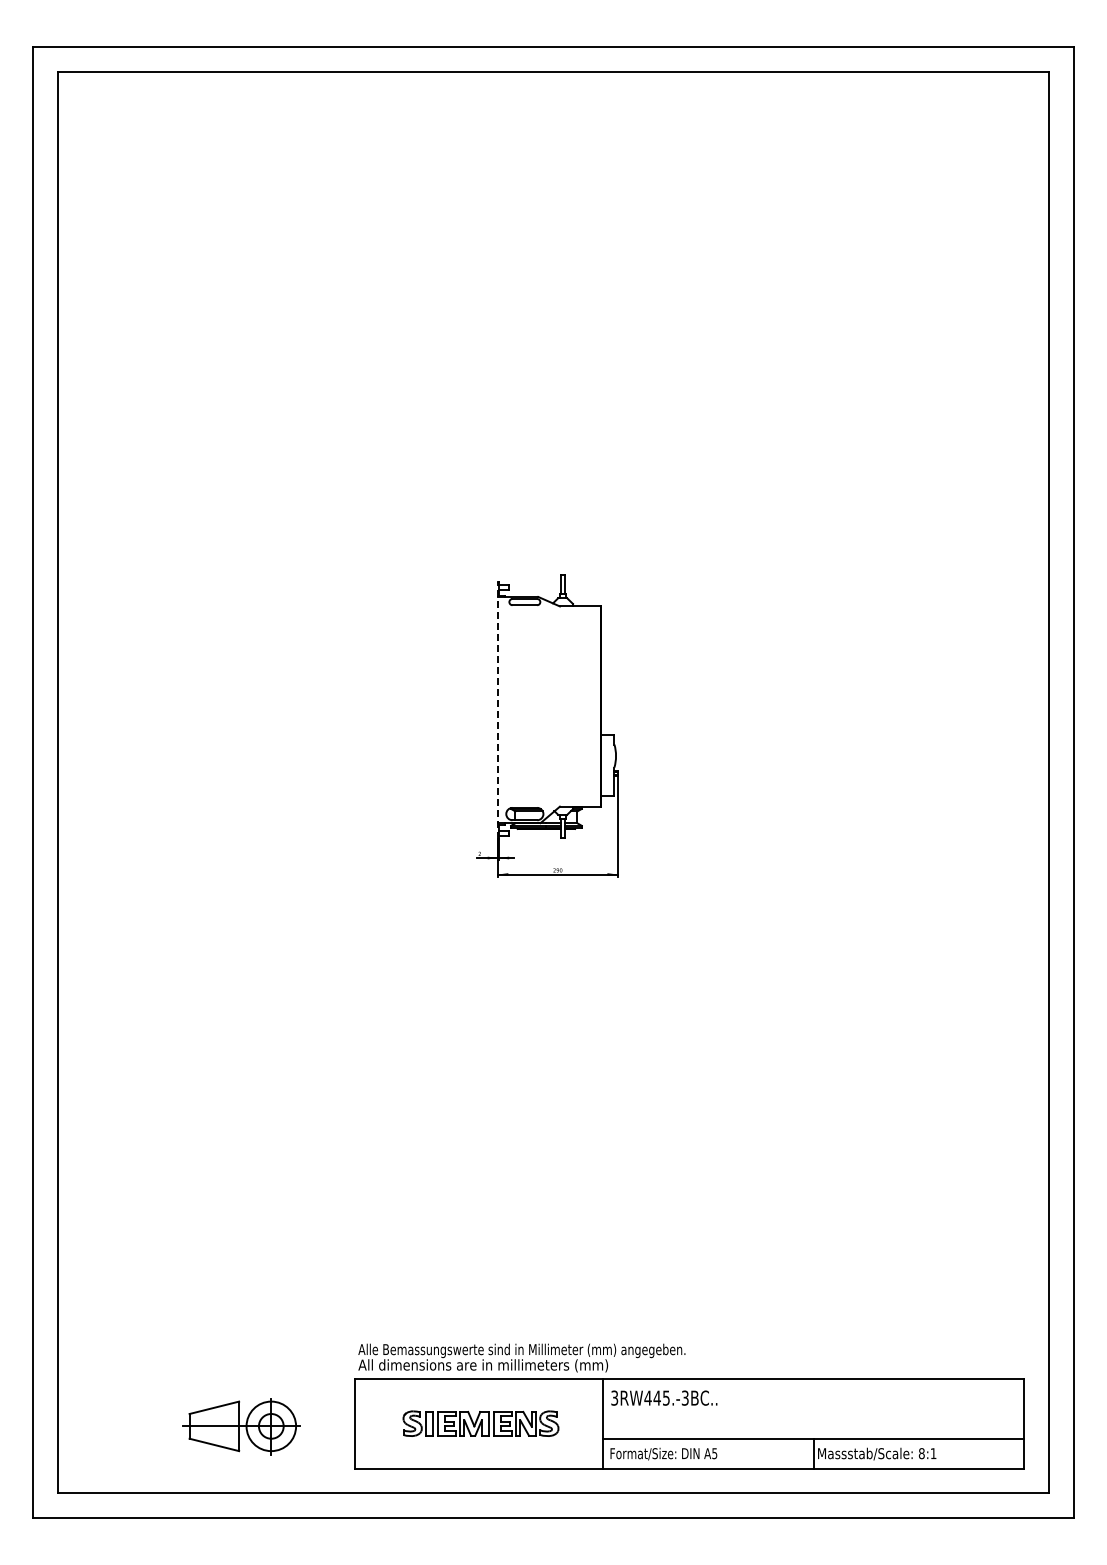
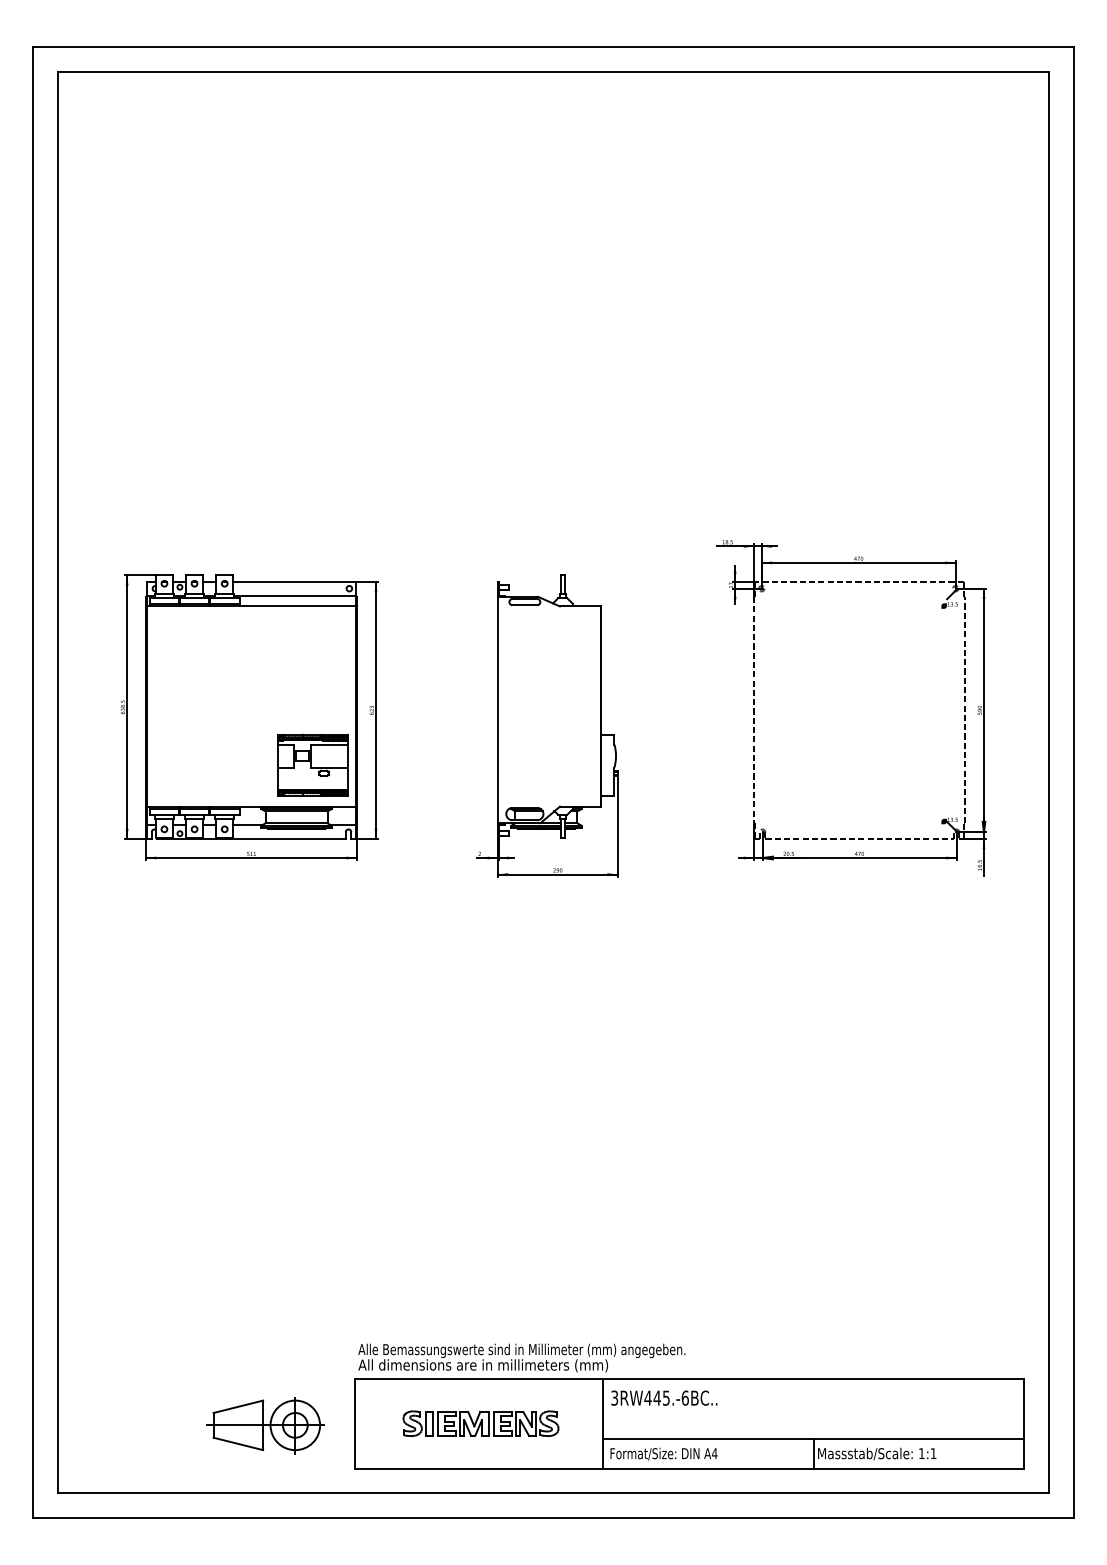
part: none -> present (754, 708)
line: dashed -> solid (498, 710)
part: none -> present (249, 717)
text: 3RW445.-3BC.. -> 3RW445.-6BC.. (684, 1397)
part position: (241, 1426) -> (265, 1425) (265, 1425)
text: A5 -> A4 (714, 1453)
text: 8:1 -> 1:1 (921, 1453)
